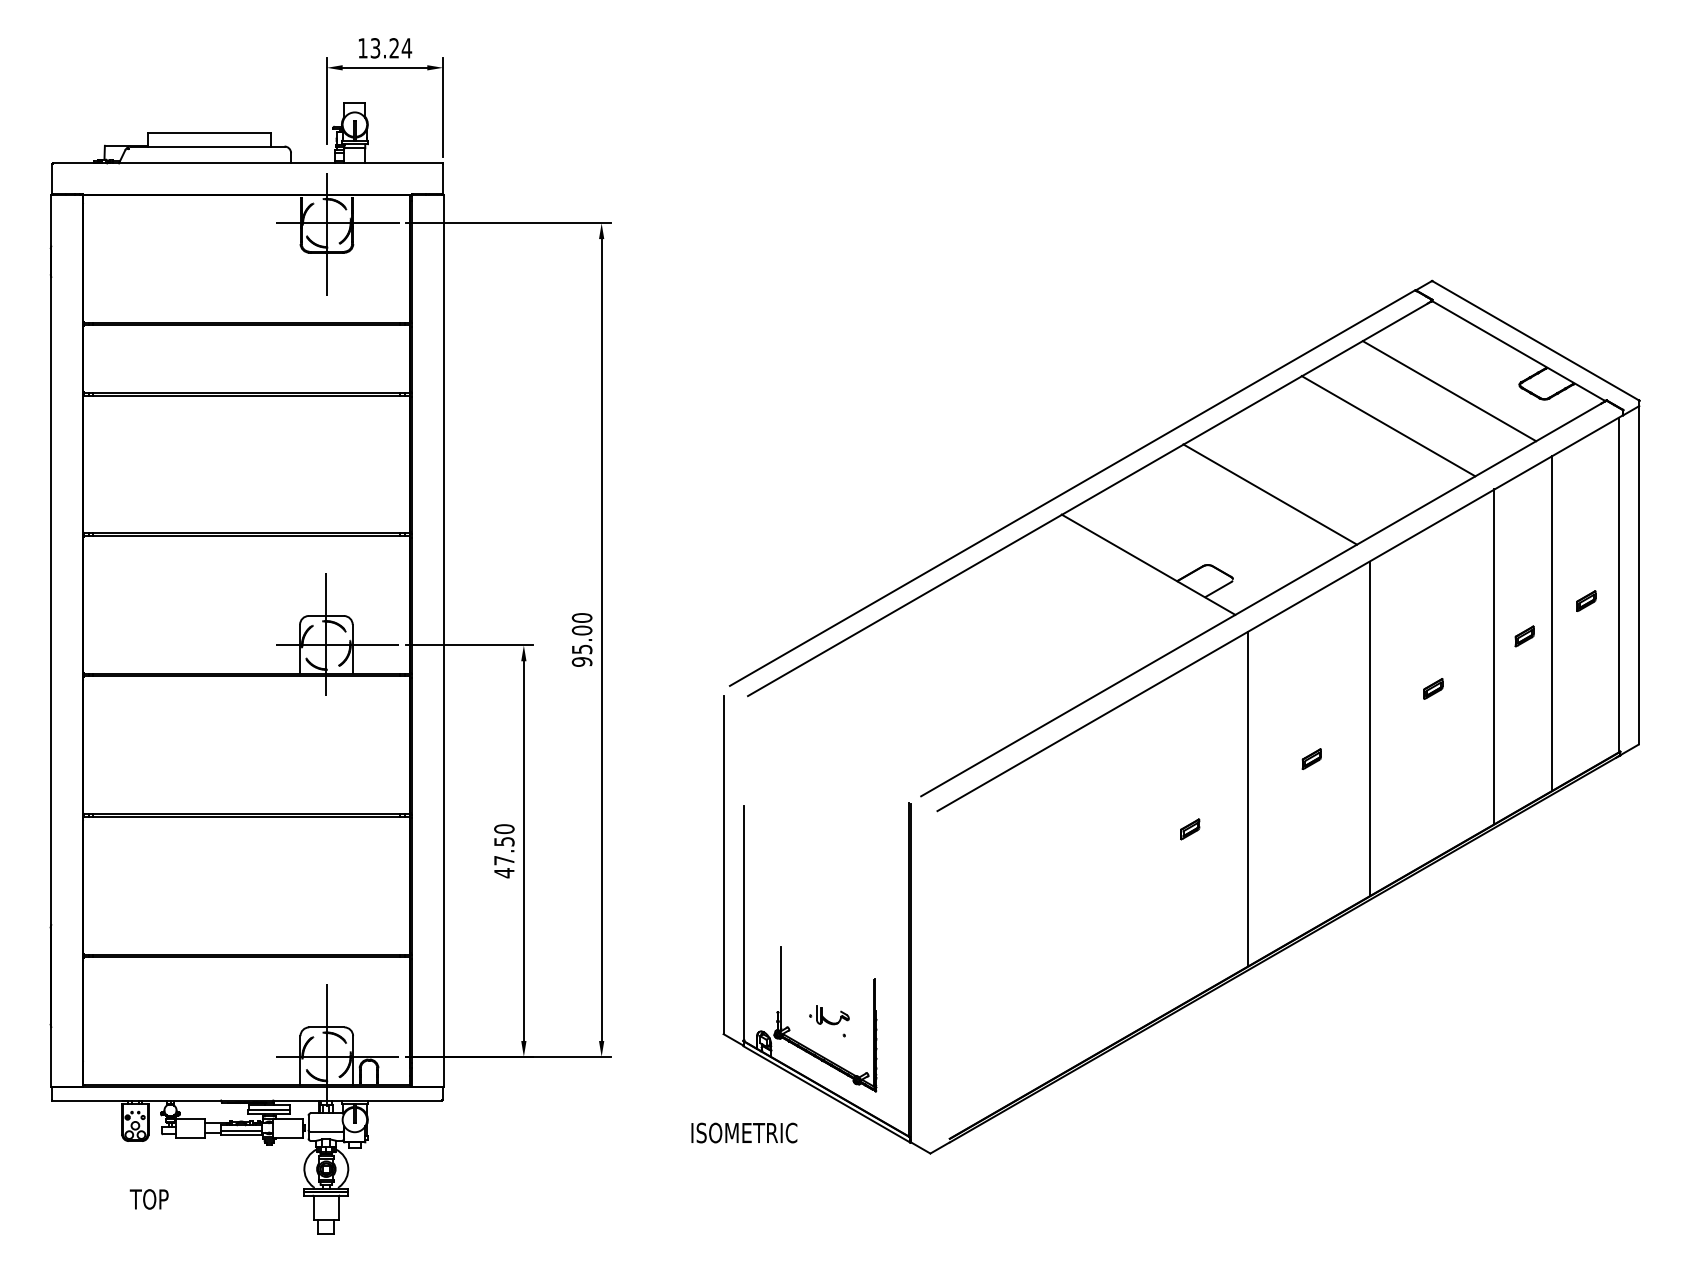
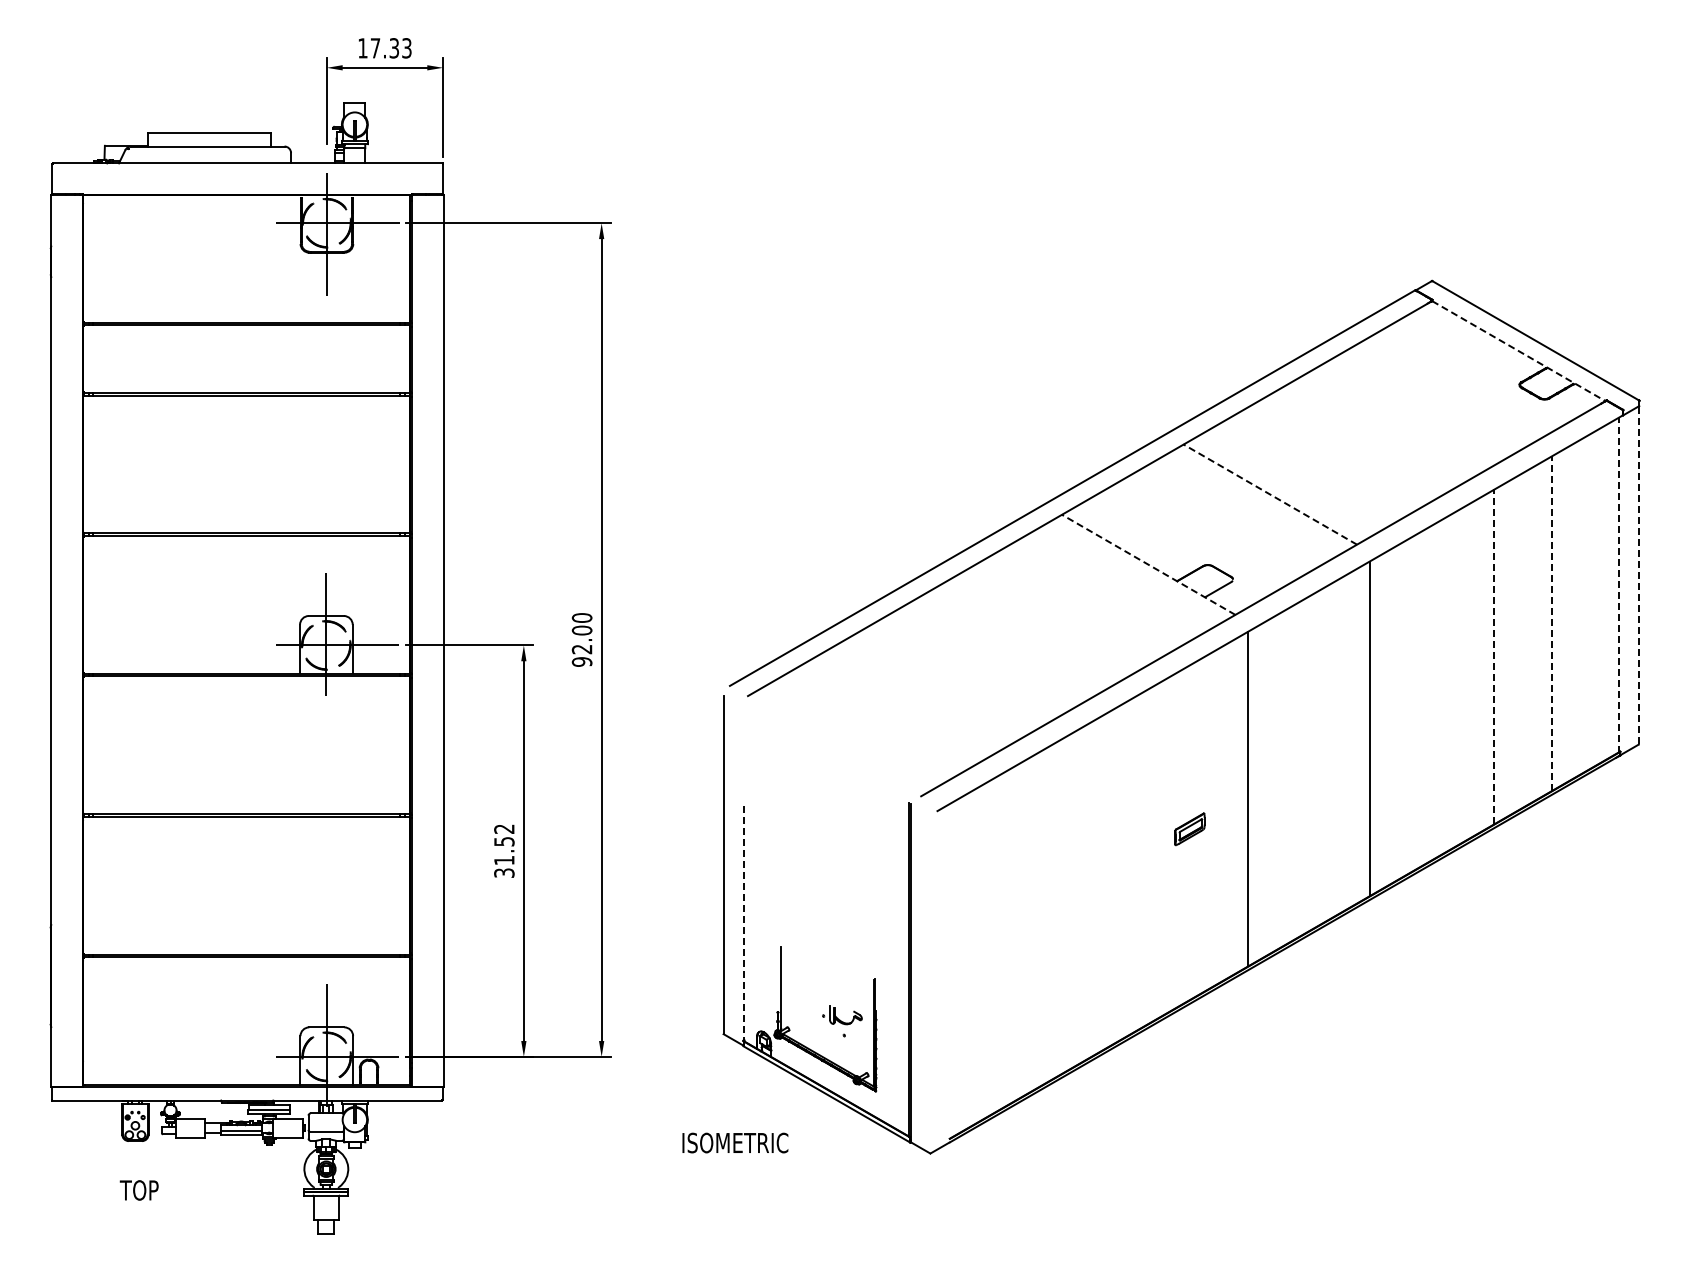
text: 13.24 -> 17.33 (391, 48)
line: solid -> dashed (1518, 351)
line: present -> none (1449, 391)
line: present -> none (1388, 426)
line: solid -> dashed (1269, 494)
line: solid -> dashed (1148, 564)
line: solid -> dashed (1638, 574)
line: solid -> dashed (1618, 584)
part: present -> none (1586, 600)
line: solid -> dashed (1552, 623)
part: present -> none (1524, 636)
text: 95.00 -> 92.00 (581, 649)
line: solid -> dashed (1494, 655)
part: present -> none (1433, 688)
part: present -> none (1311, 758)
part size: 21x23 px -> 32x35 px (1189, 829)
text: 47.50 -> 31.52 (504, 851)
line: solid -> dashed (744, 923)
part position: (829, 1015) -> (842, 1015) (842, 1015)
text position: (744, 1132) -> (735, 1142) (735, 1142)
text position: (148, 1199) -> (138, 1190) (138, 1190)
